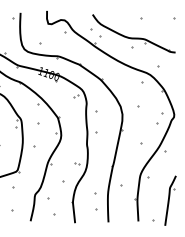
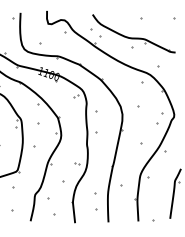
part position: (170, 200) -> (175, 193) (175, 193)
